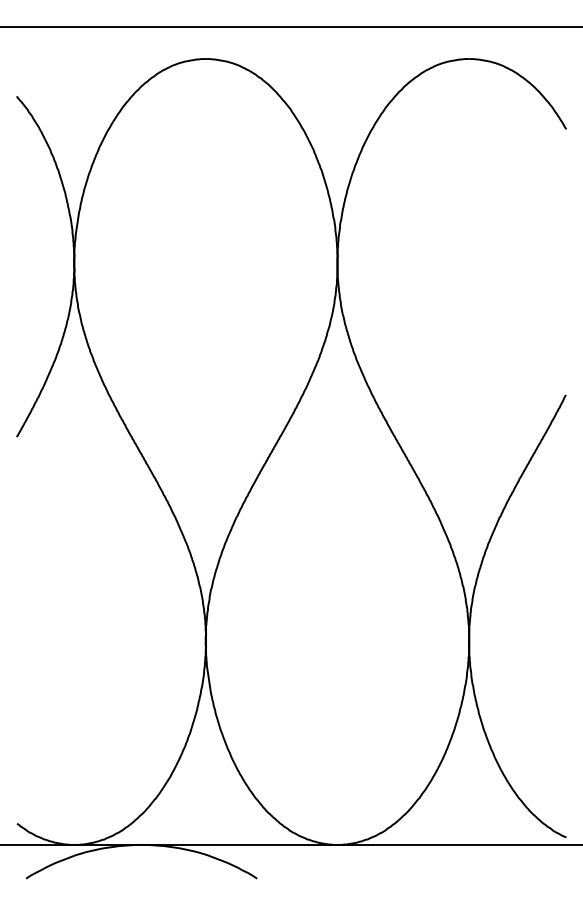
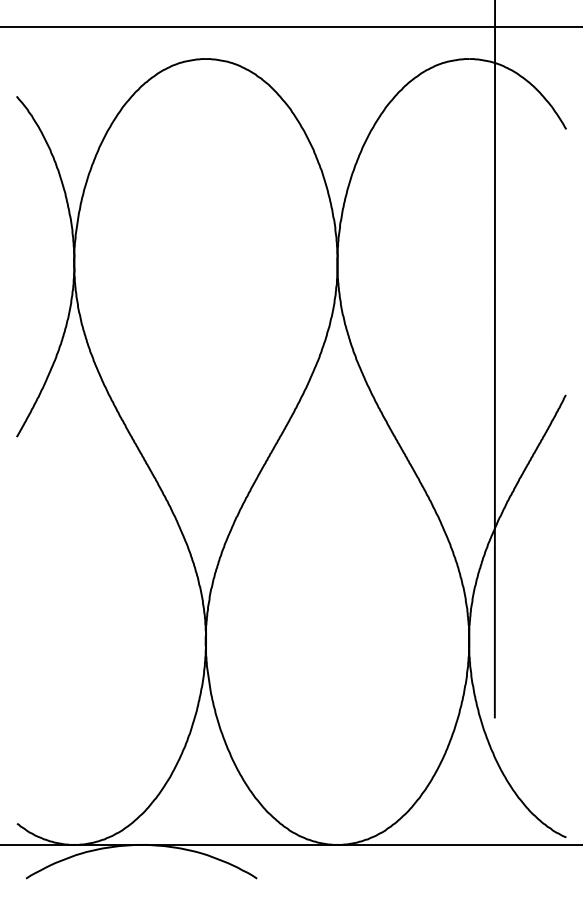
line: none -> present (494, 359)
